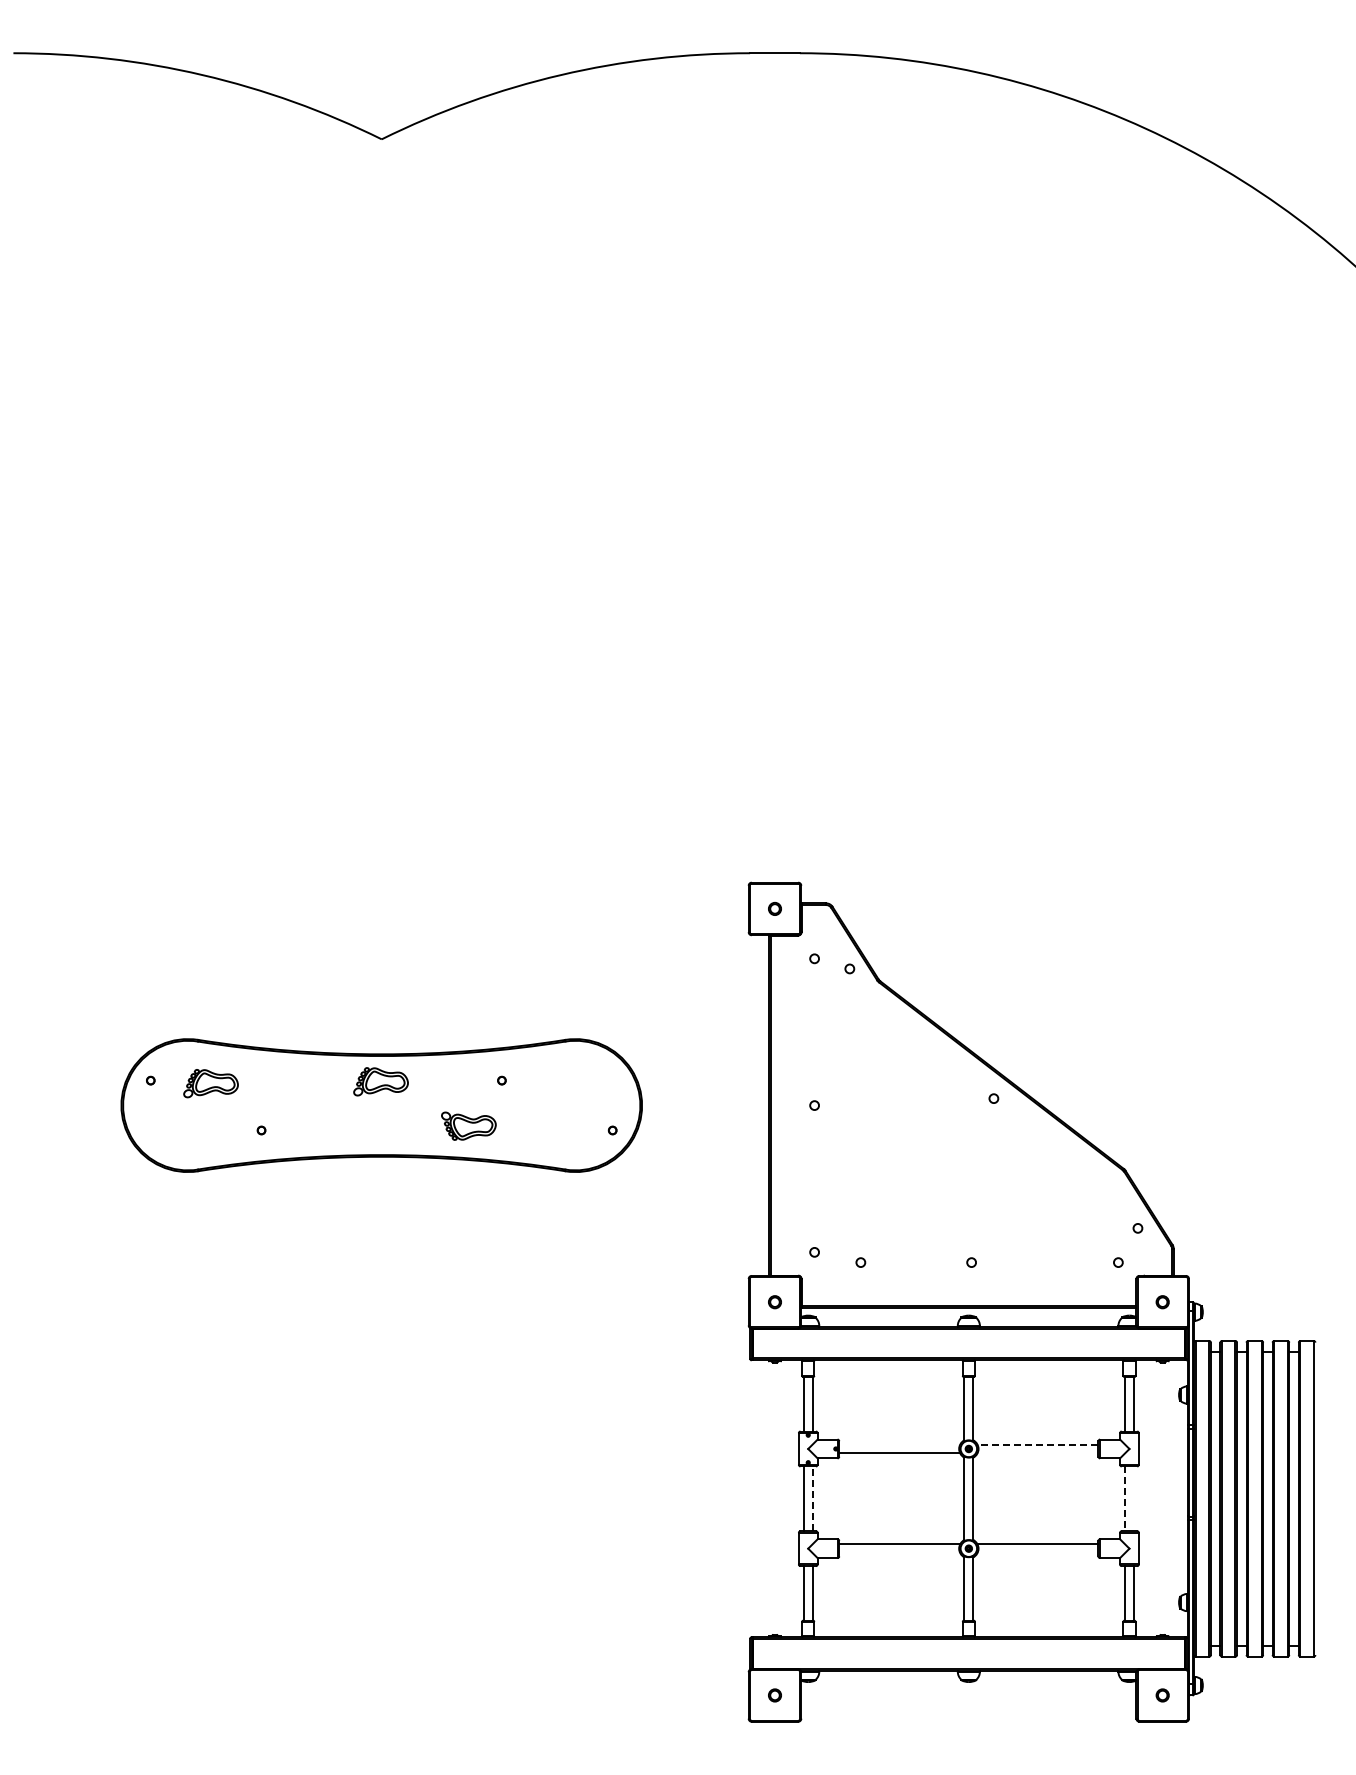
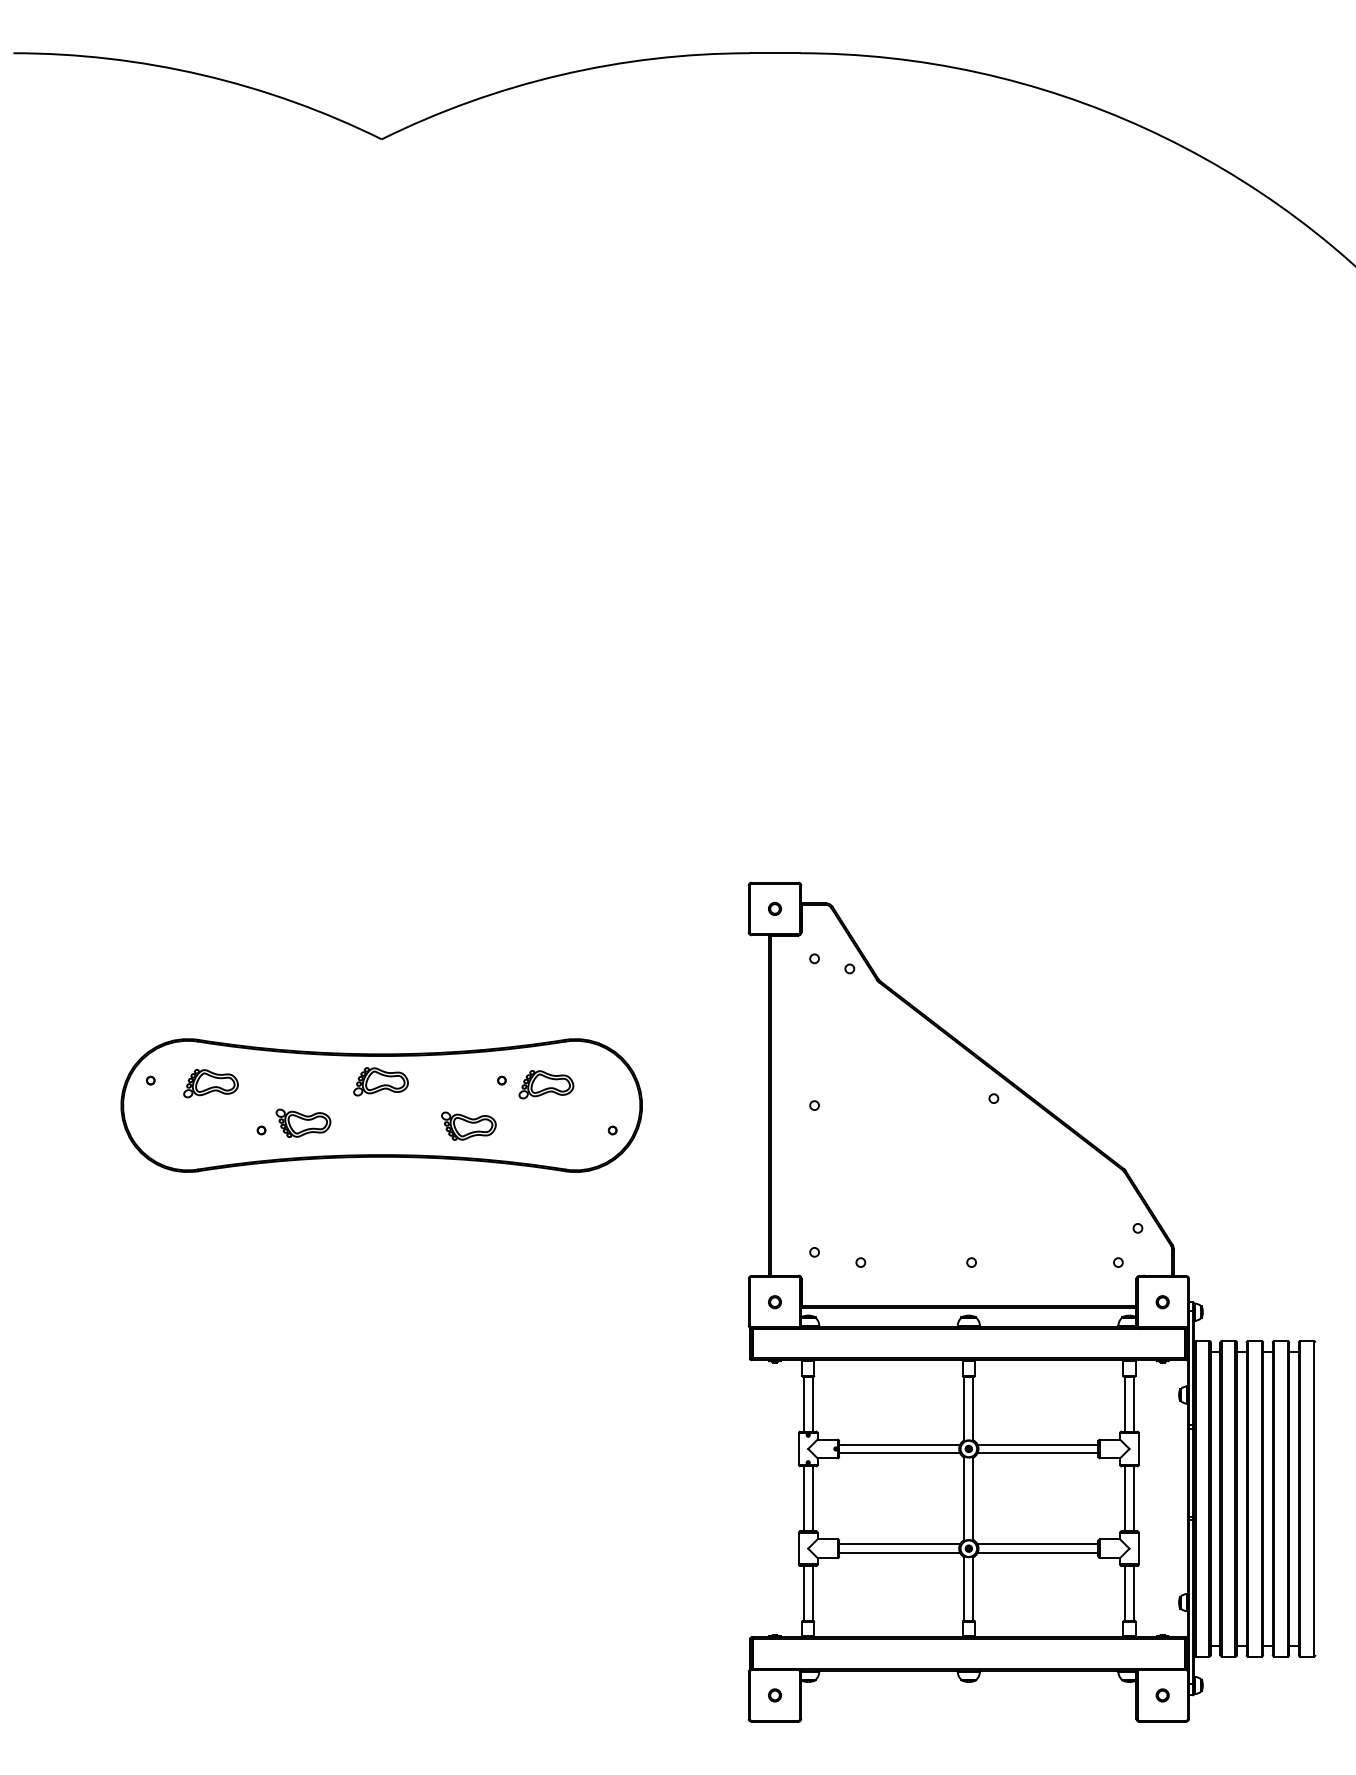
part: none -> present (546, 1084)
part: none -> present (303, 1122)
line: none -> present (899, 1444)
line: dashed -> solid (1037, 1444)
line: none -> present (1037, 1453)
line: dashed -> solid (812, 1498)
line: none -> present (1133, 1498)
line: dashed -> solid (1125, 1499)
line: none -> present (899, 1553)
line: none -> present (1037, 1553)
